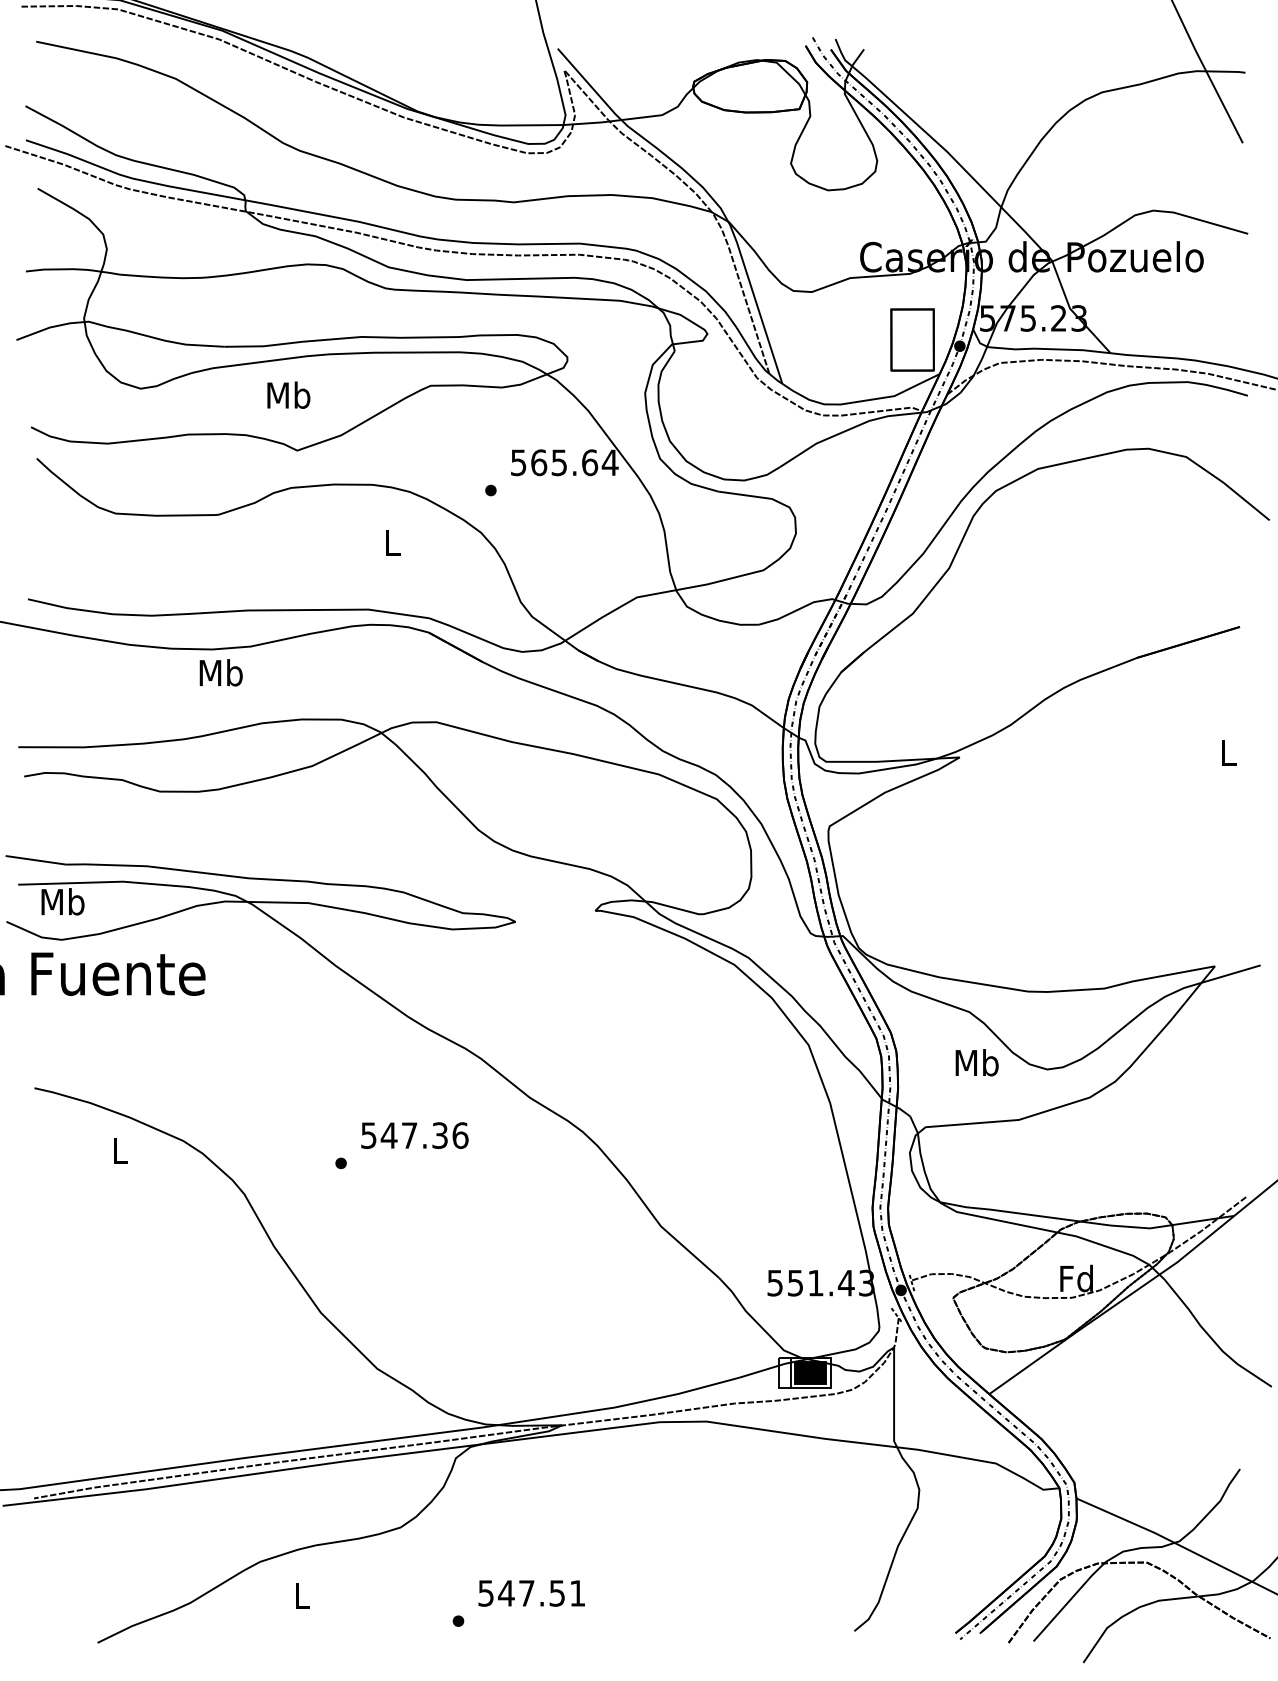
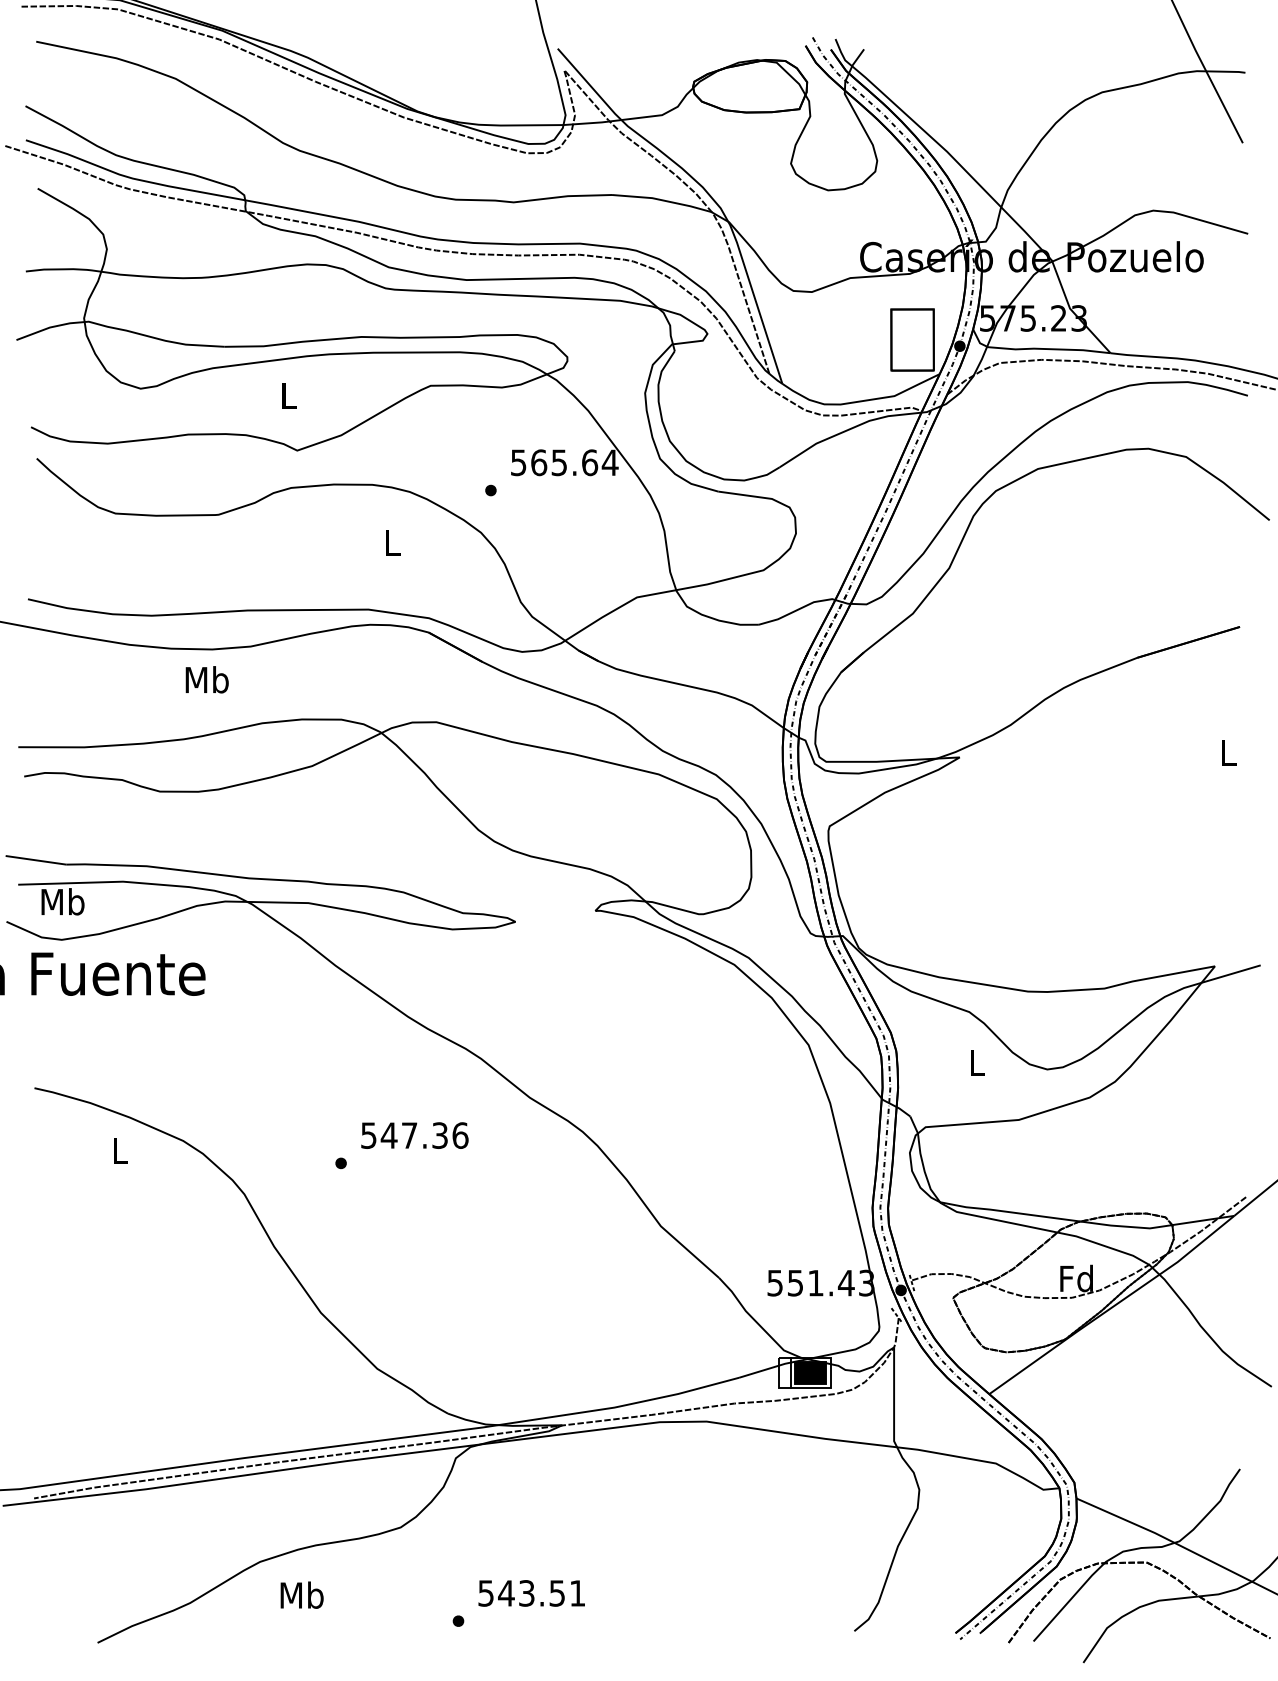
text: Mb -> L (288, 394)
text position: (220, 672) -> (206, 679) (206, 679)
text: Mb -> L (976, 1062)
text: 547.51 -> 543.51 (526, 1593)
text: L -> Mb (301, 1594)
